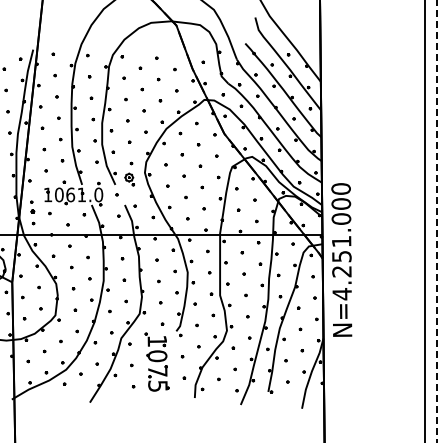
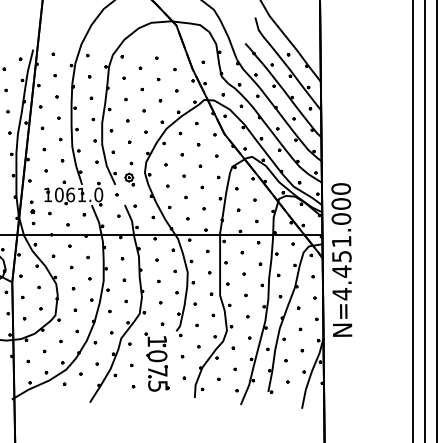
line: none -> present (413, 220)
line: dashed -> solid (437, 221)
text: N=4.251.000 -> N=4.451.000 (341, 271)
